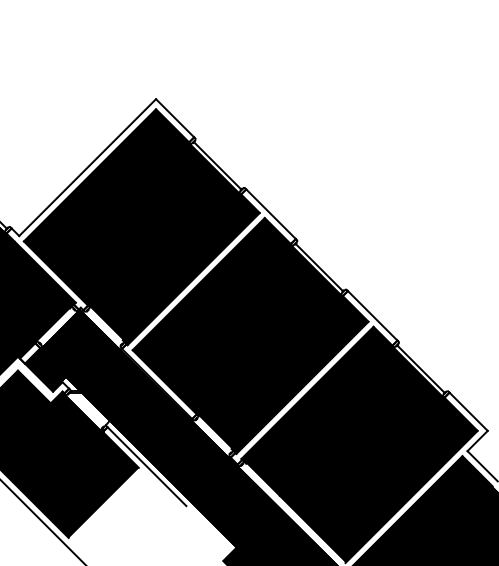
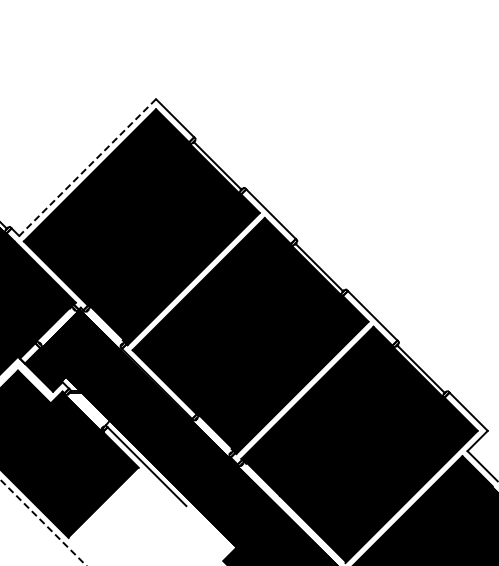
line: solid -> dashed (87, 167)
line: solid -> dashed (43, 523)
